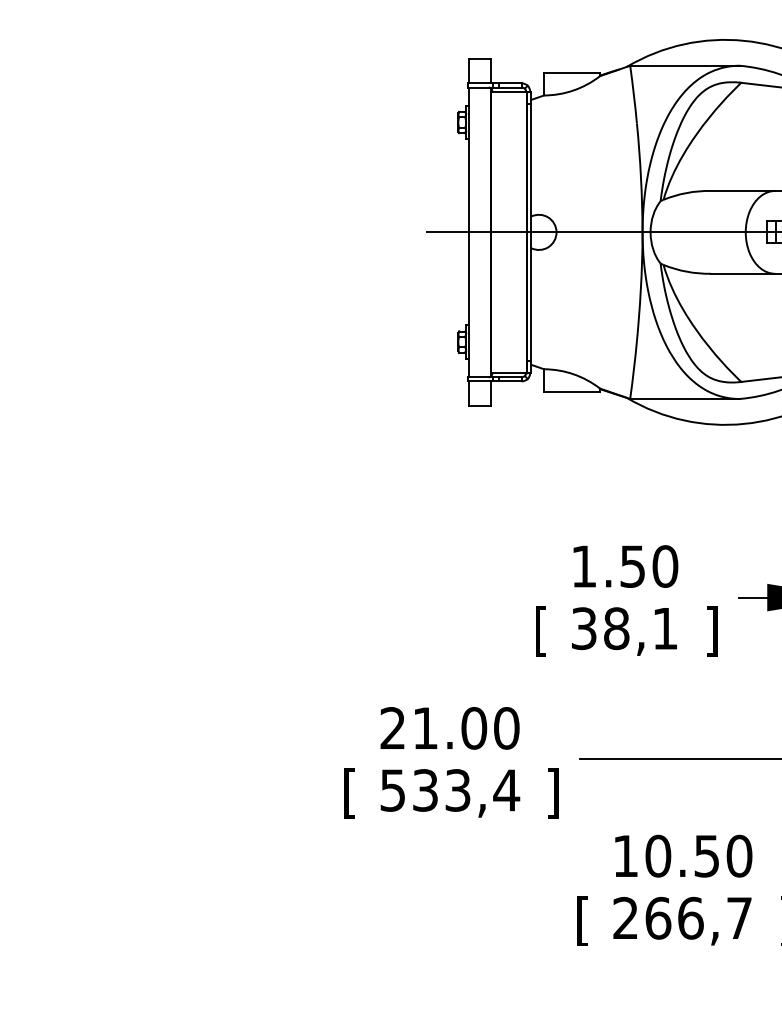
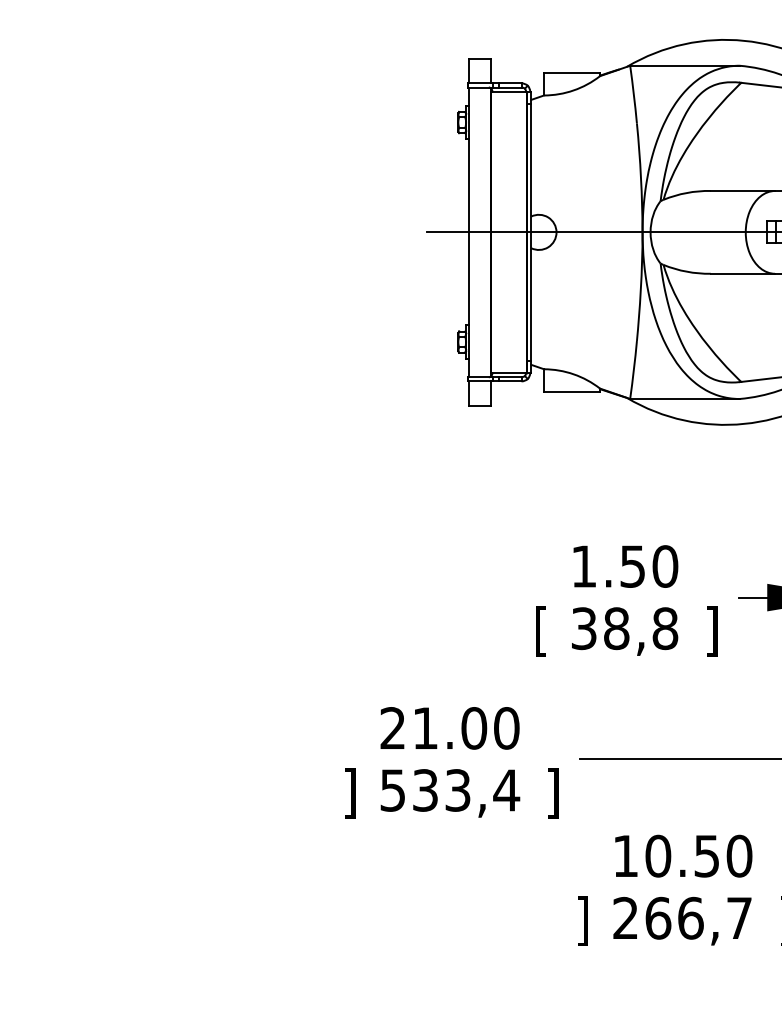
text: 38,1 -> 38,8 (665, 628)
text: [ -> ] (349, 793)
text: [ -> ] (582, 920)
